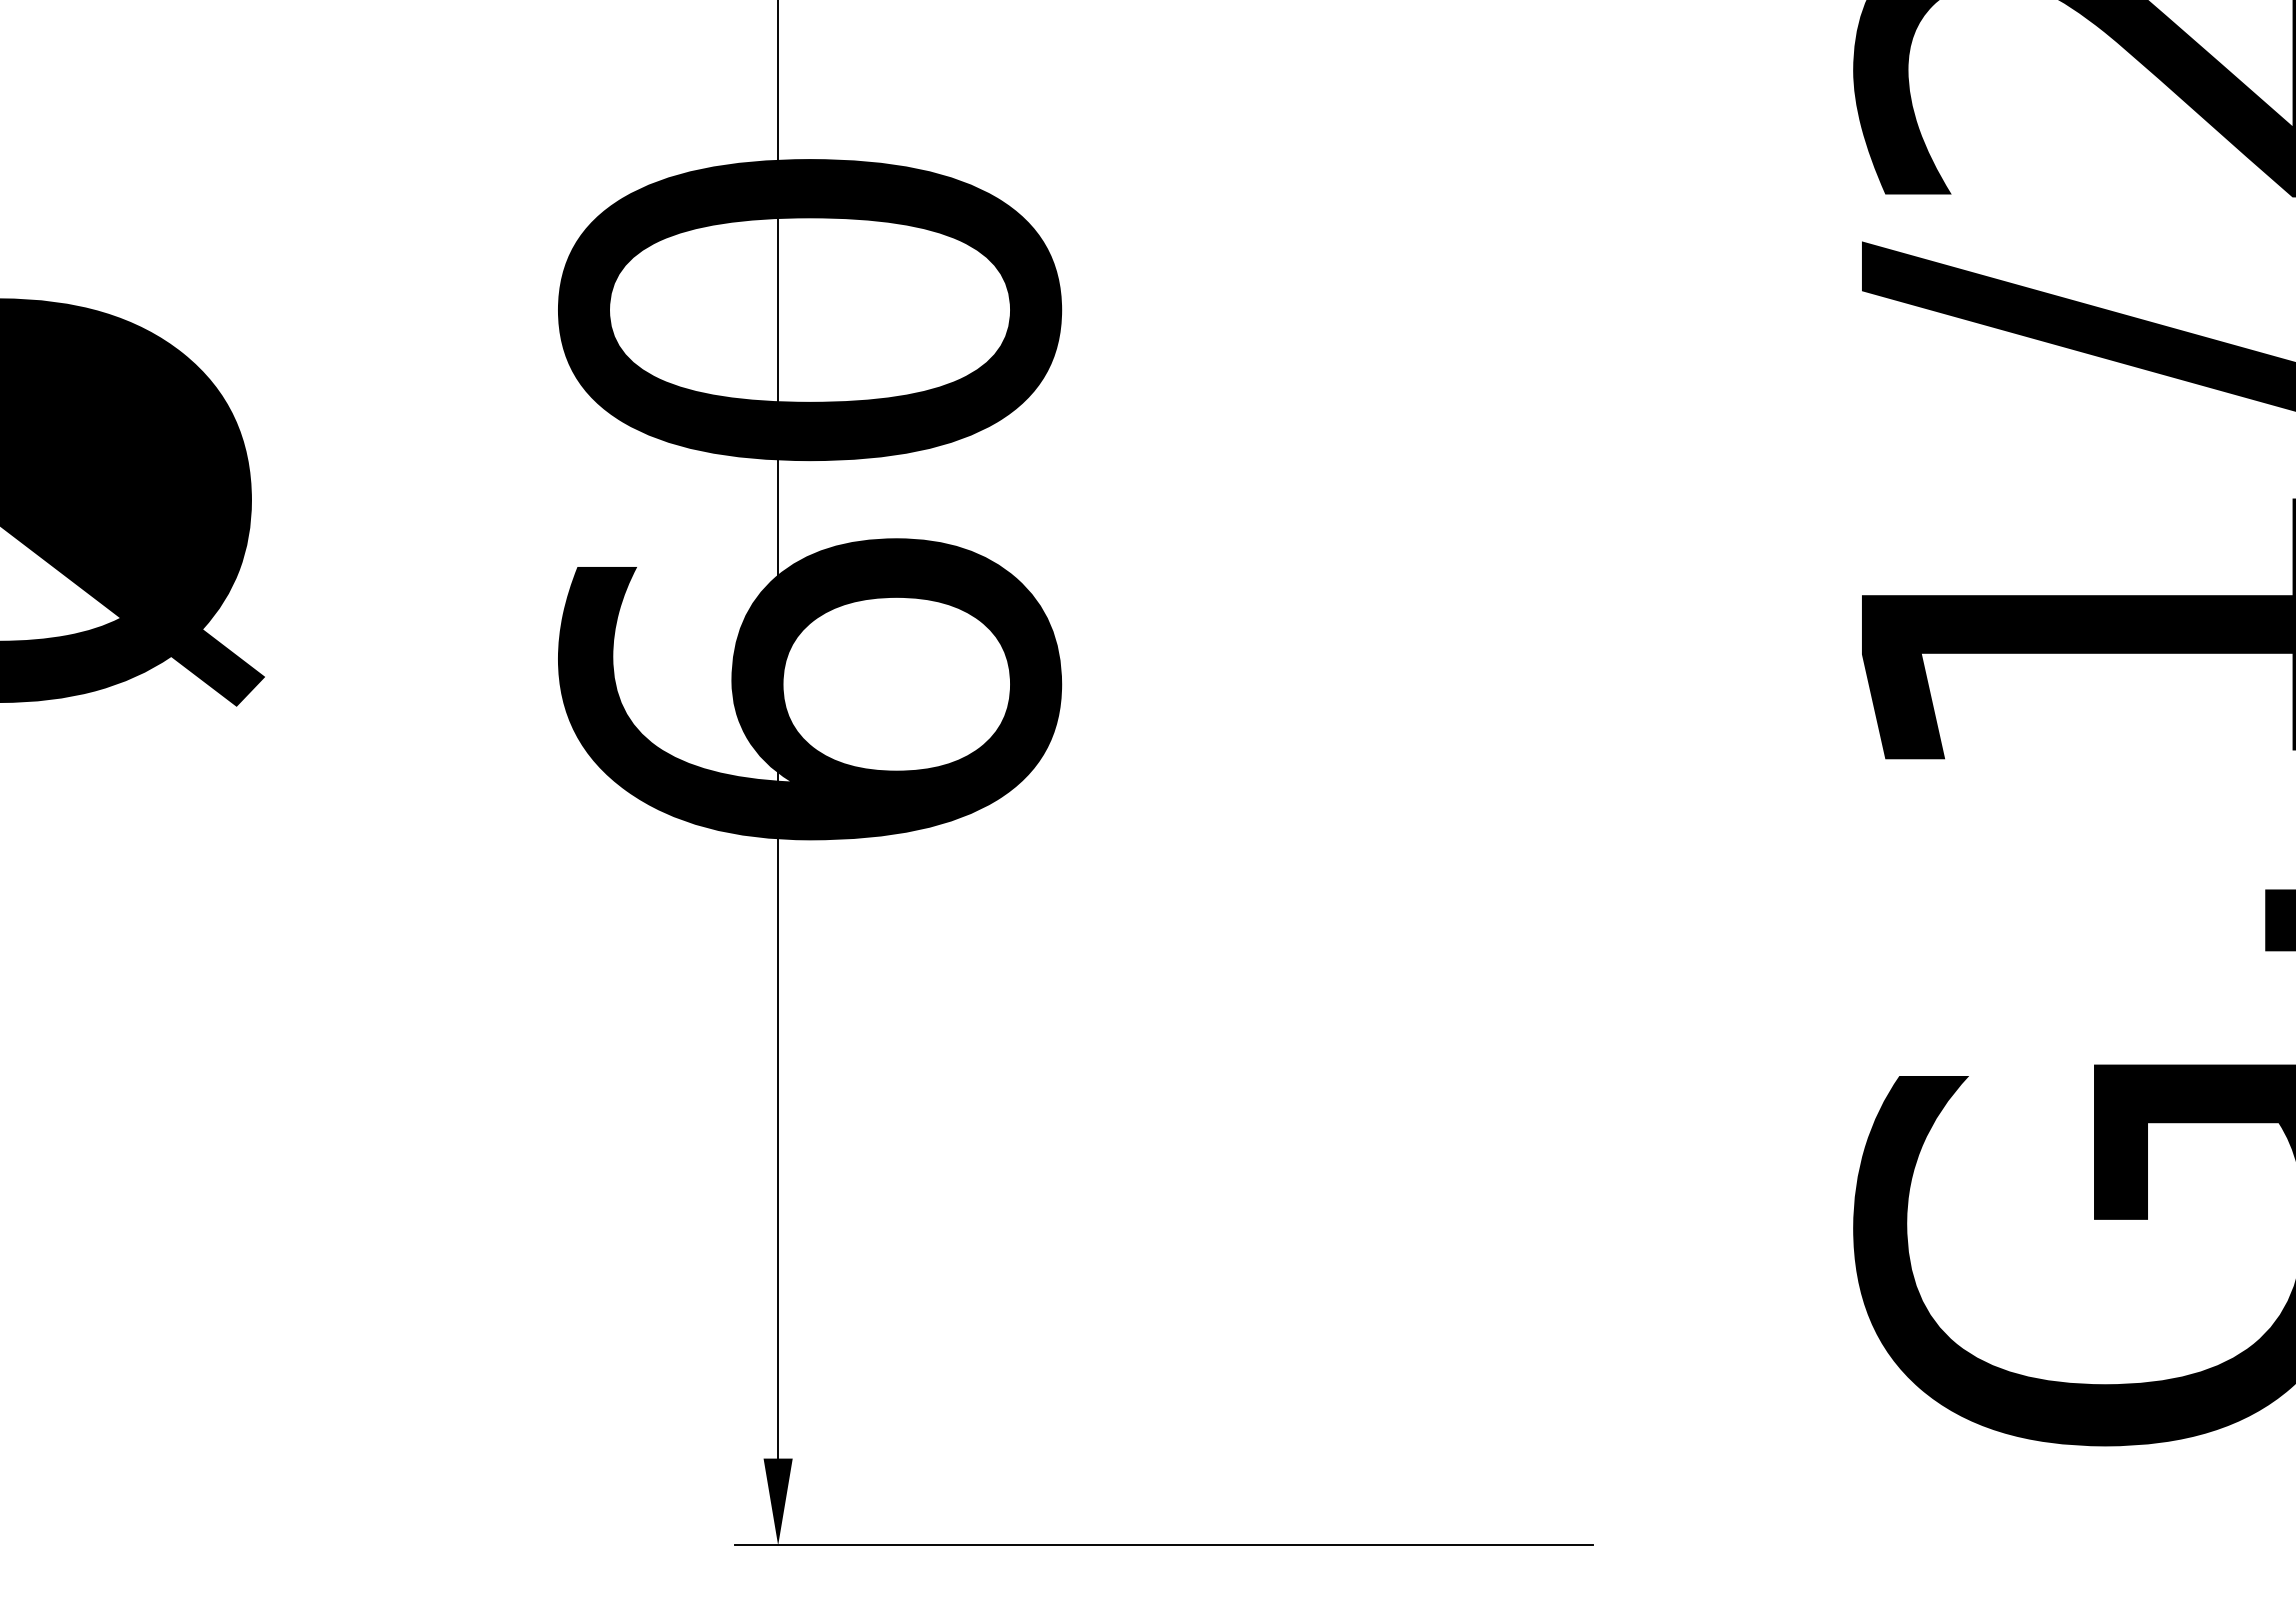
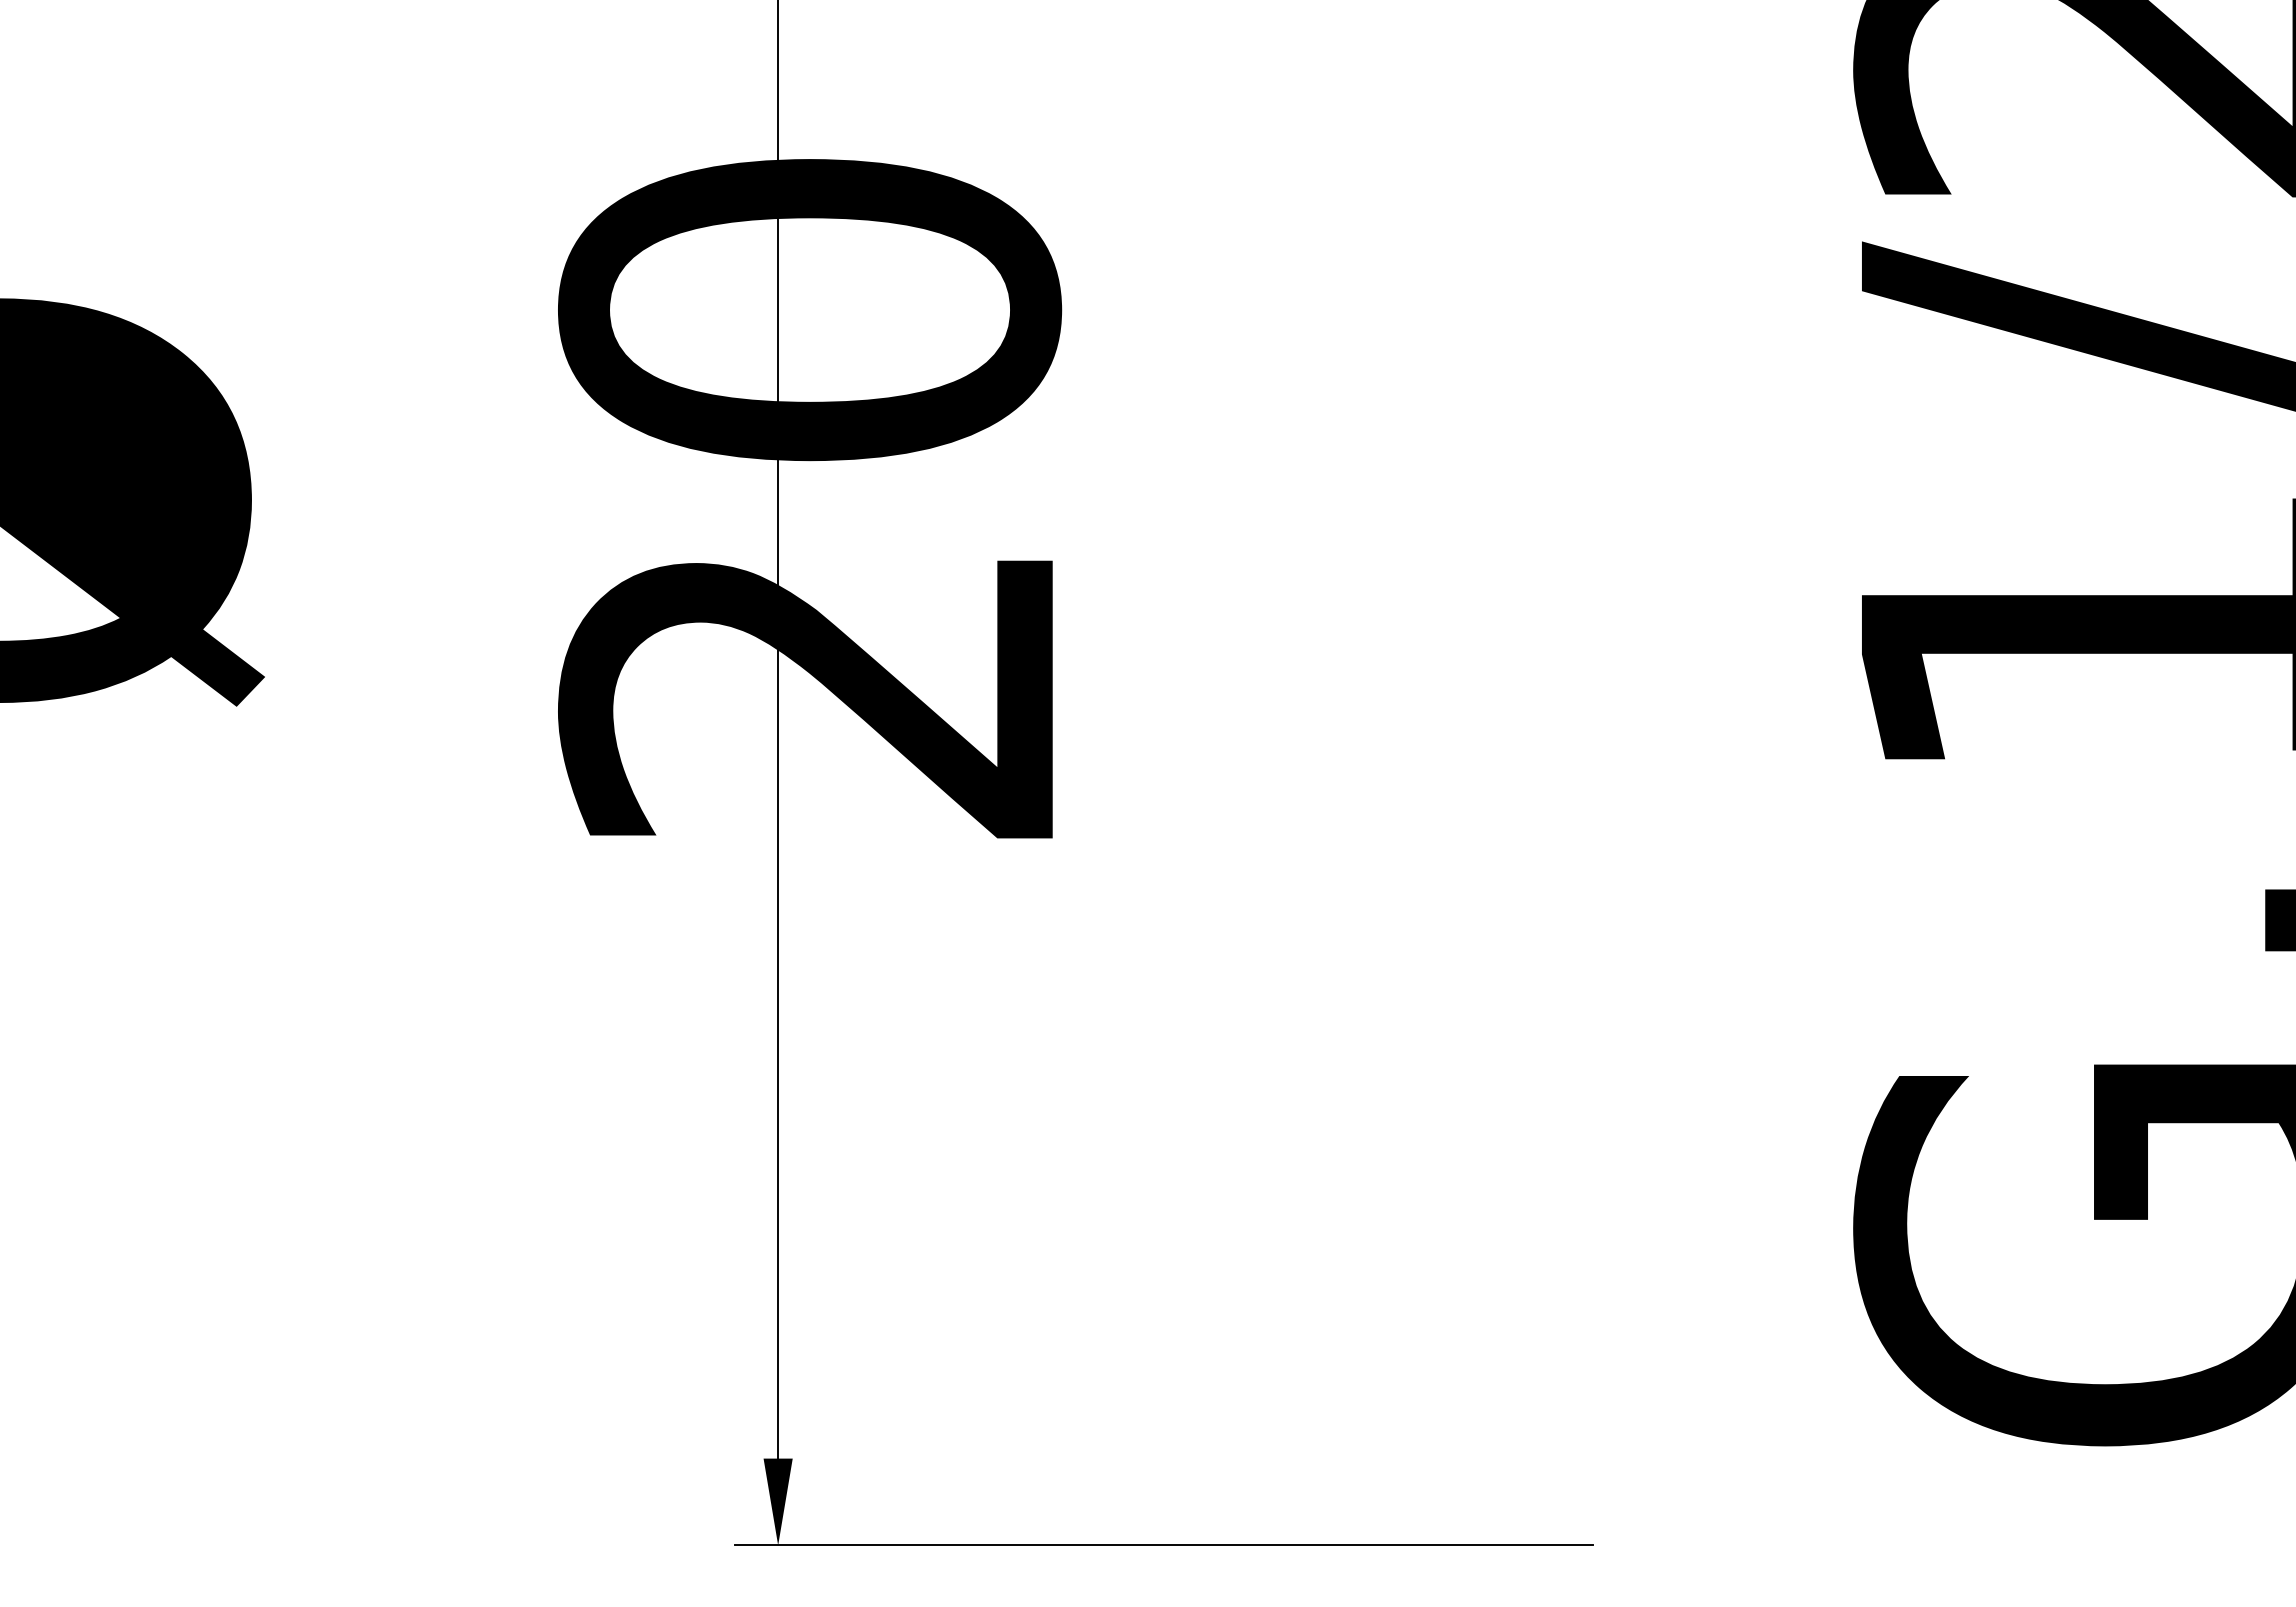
text: 60 -> 20 (810, 689)
